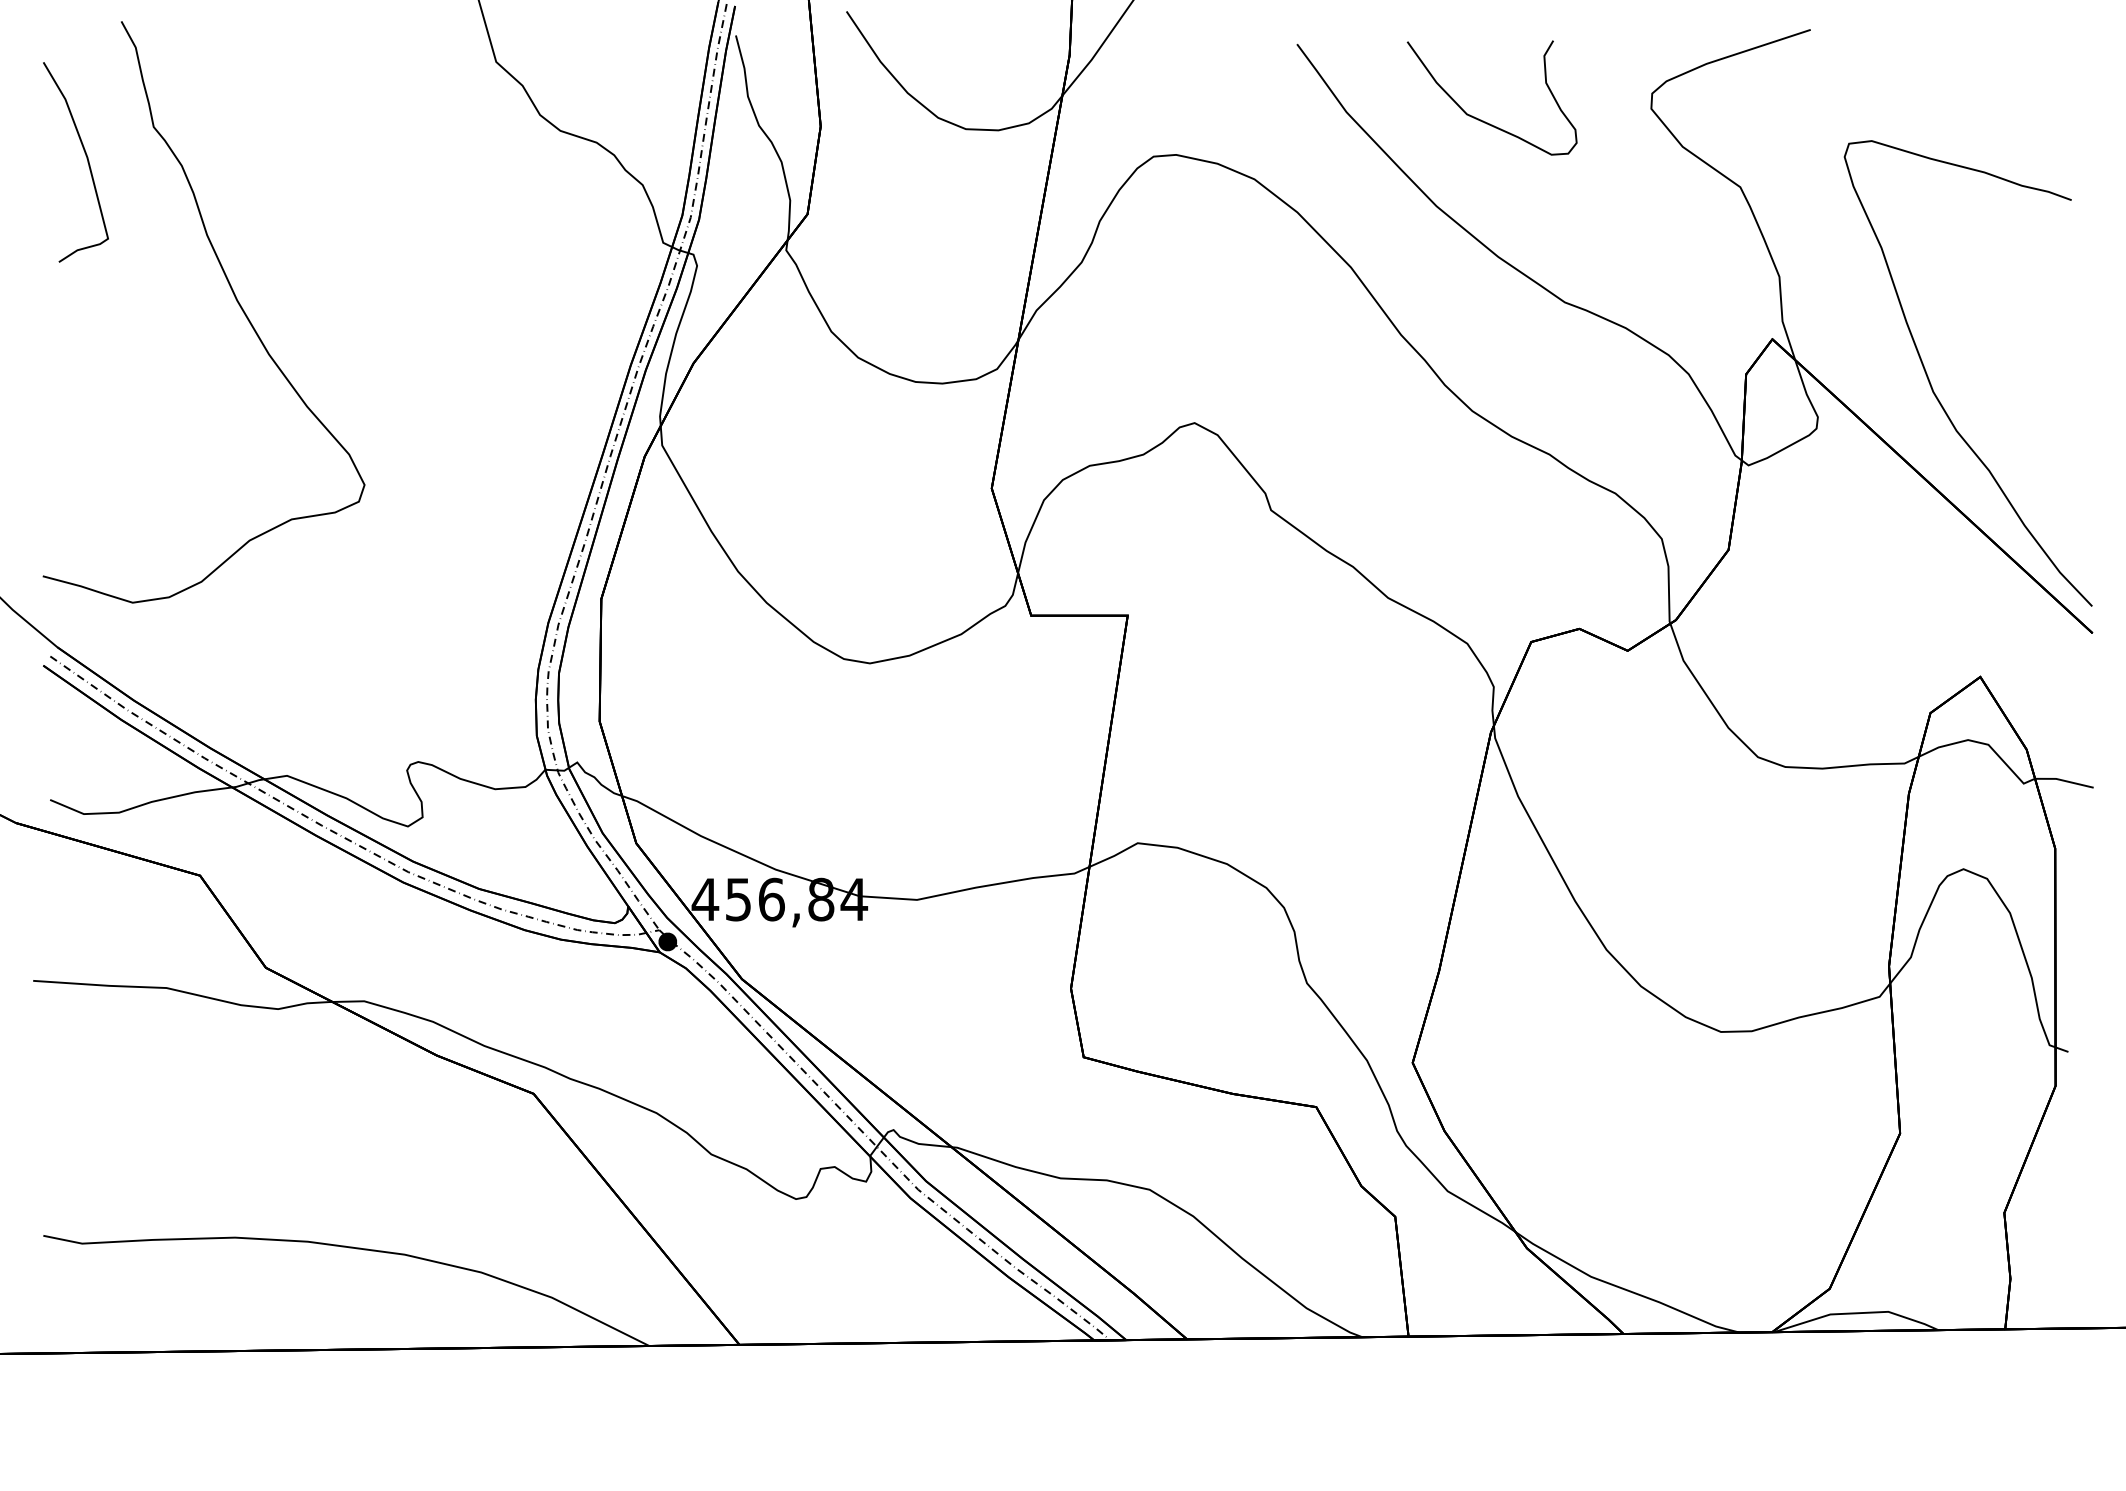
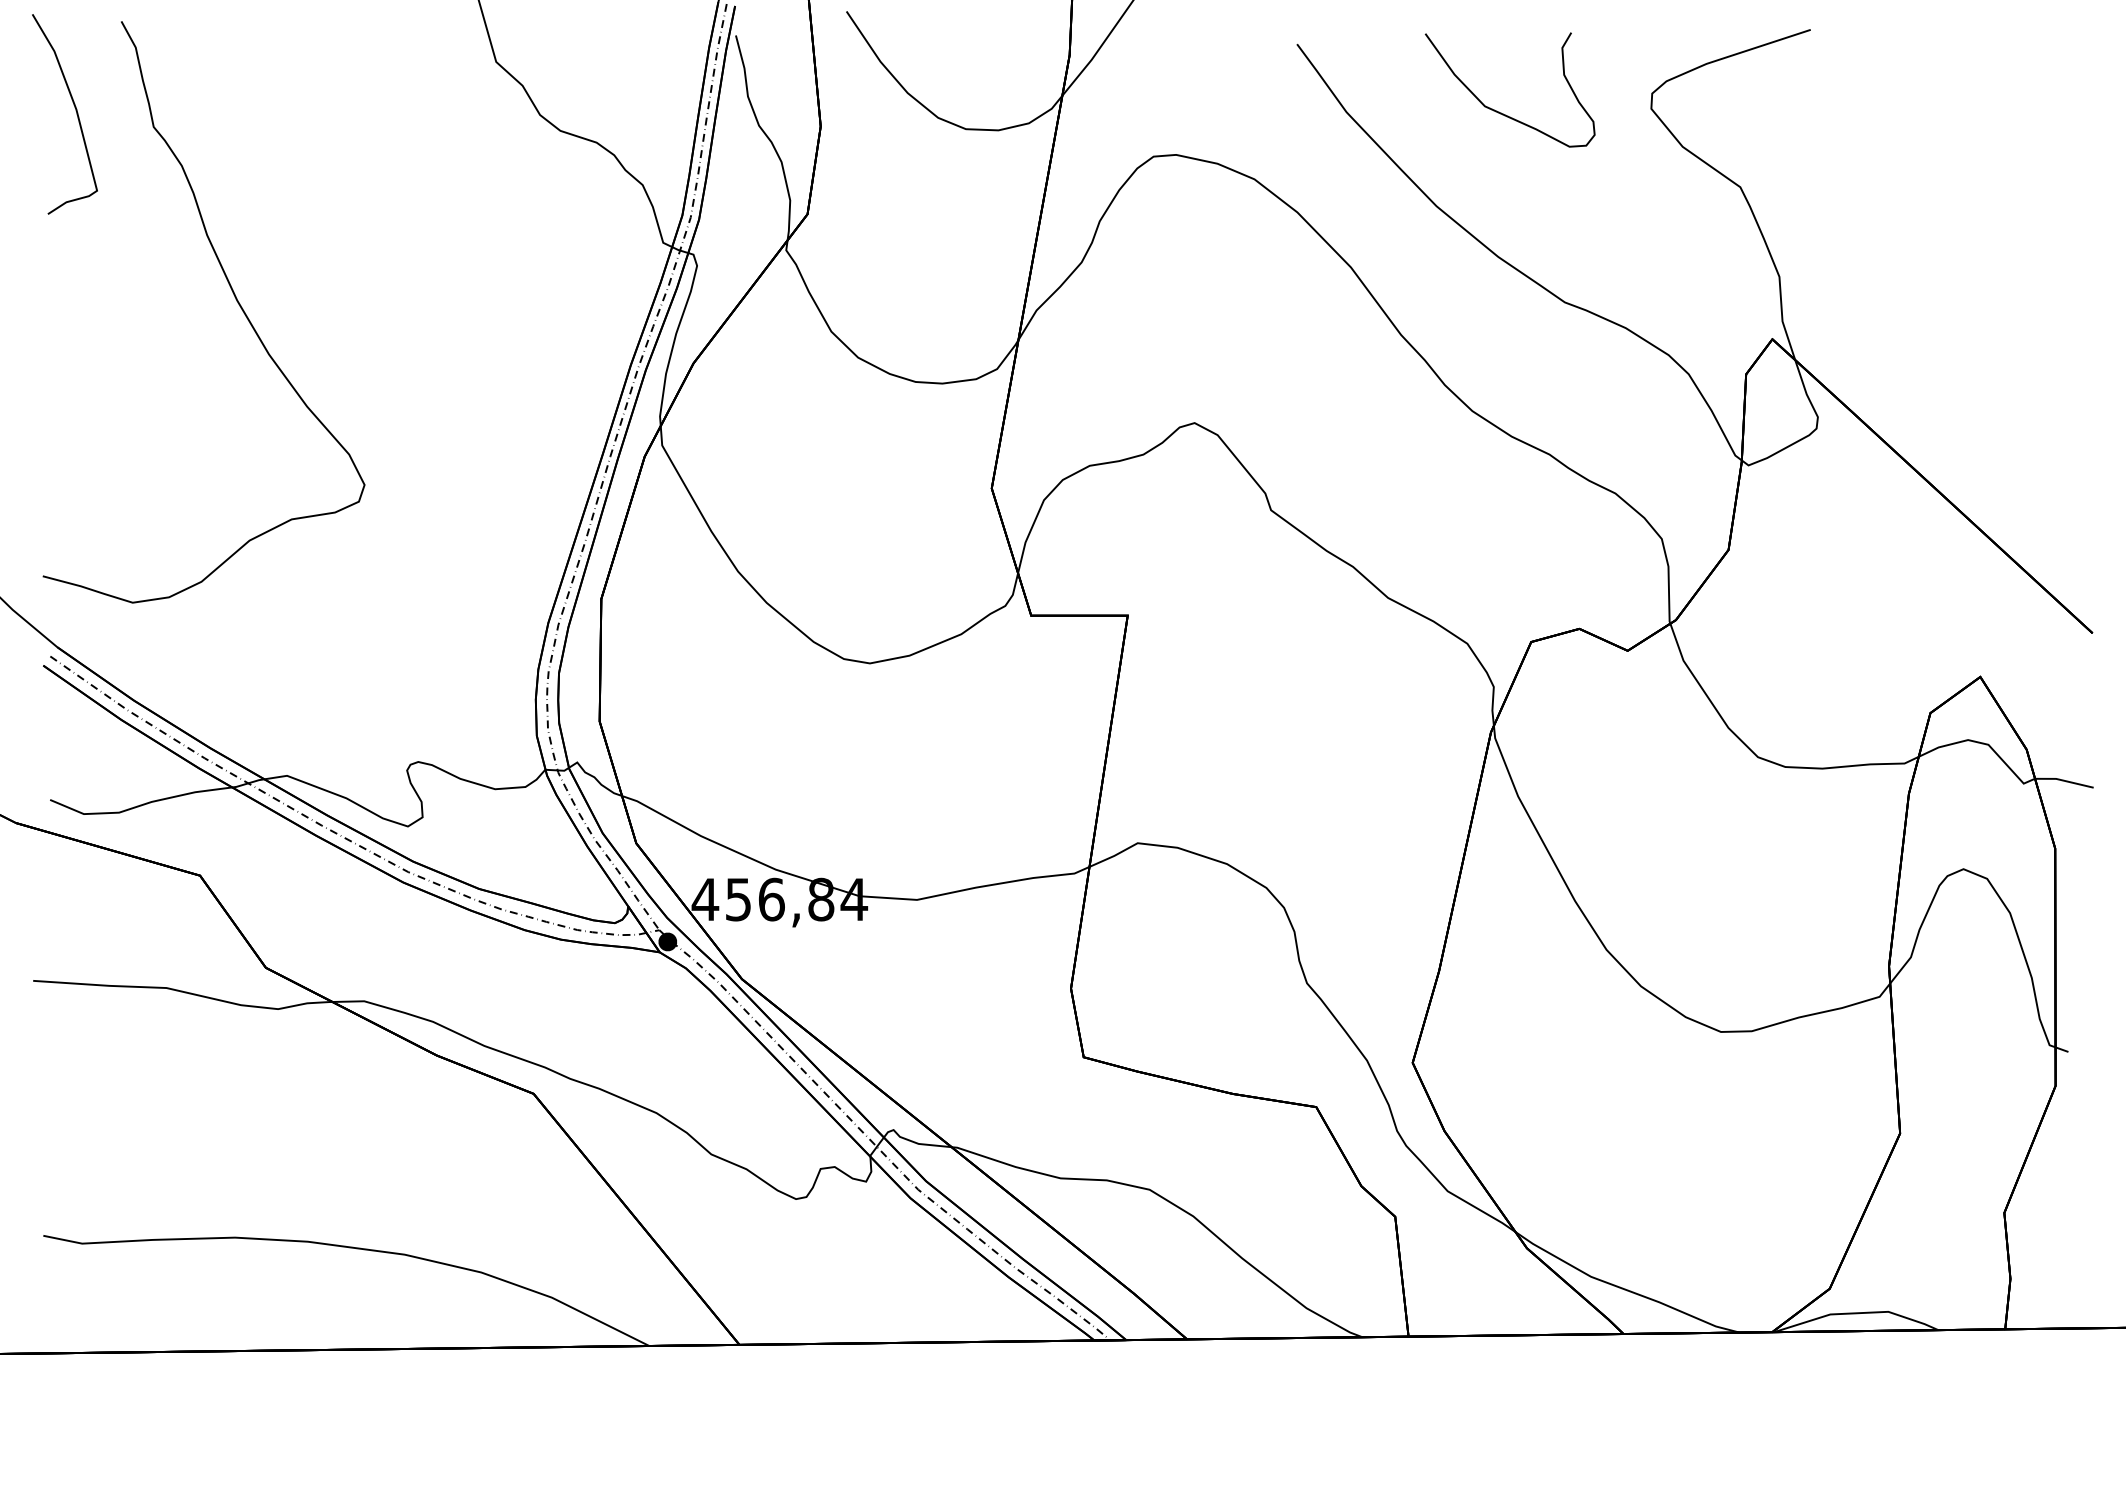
curve position: (1481, 119) -> (1499, 111) (1499, 111)
curve position: (86, 158) -> (75, 110) (75, 110)
curve: present -> none (1932, 386)
